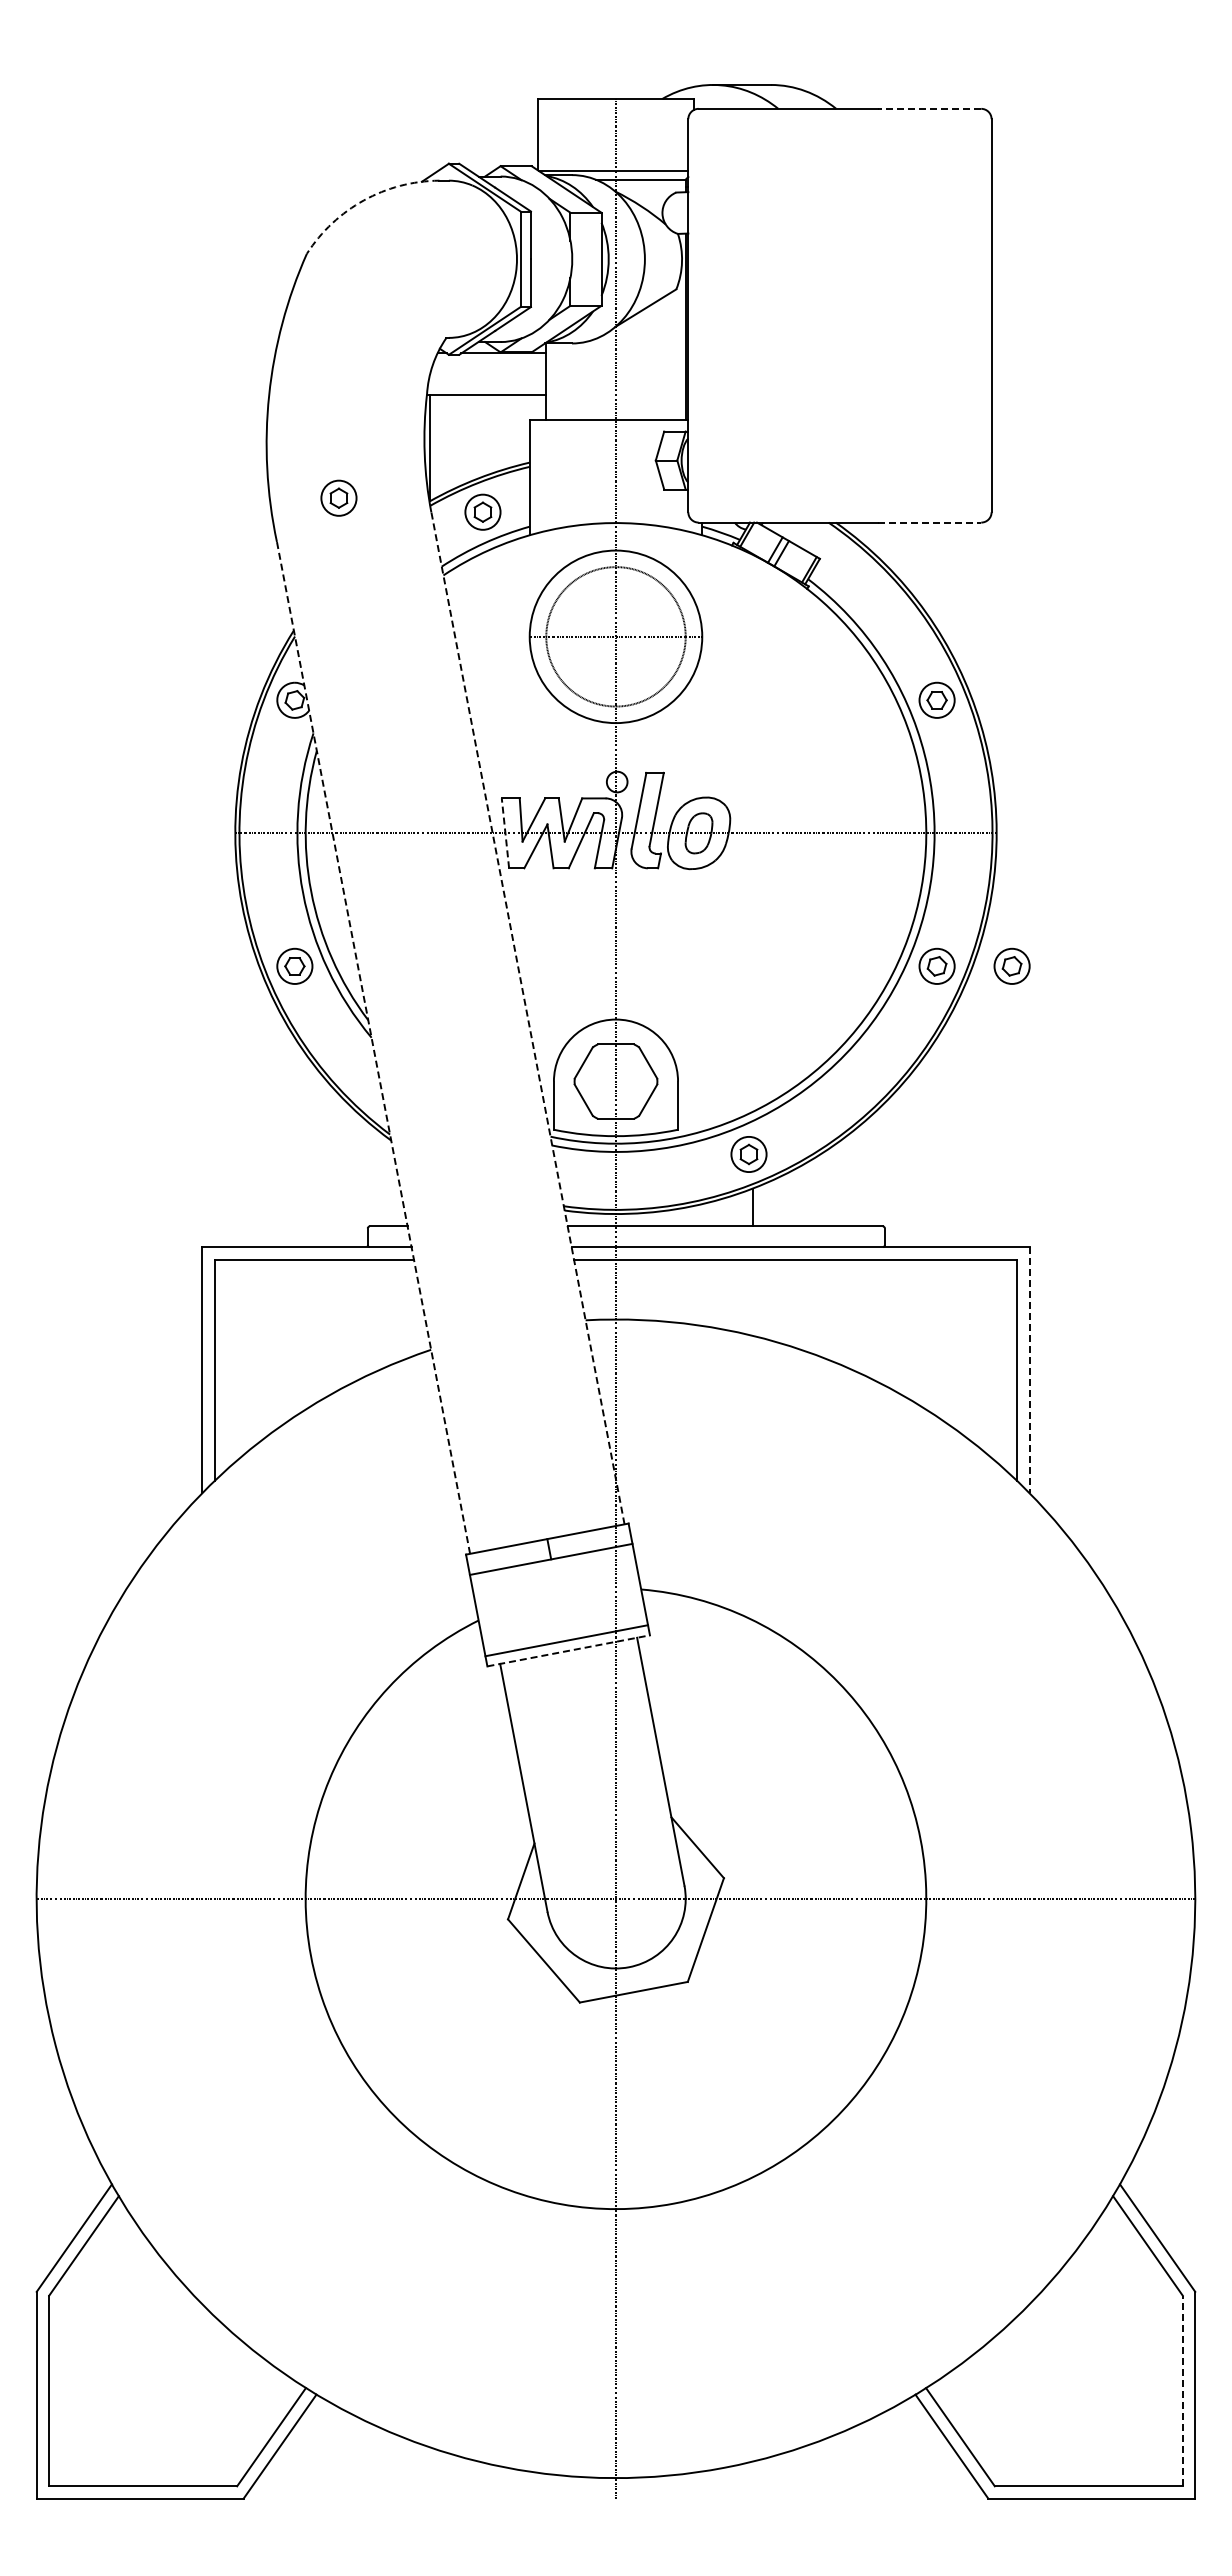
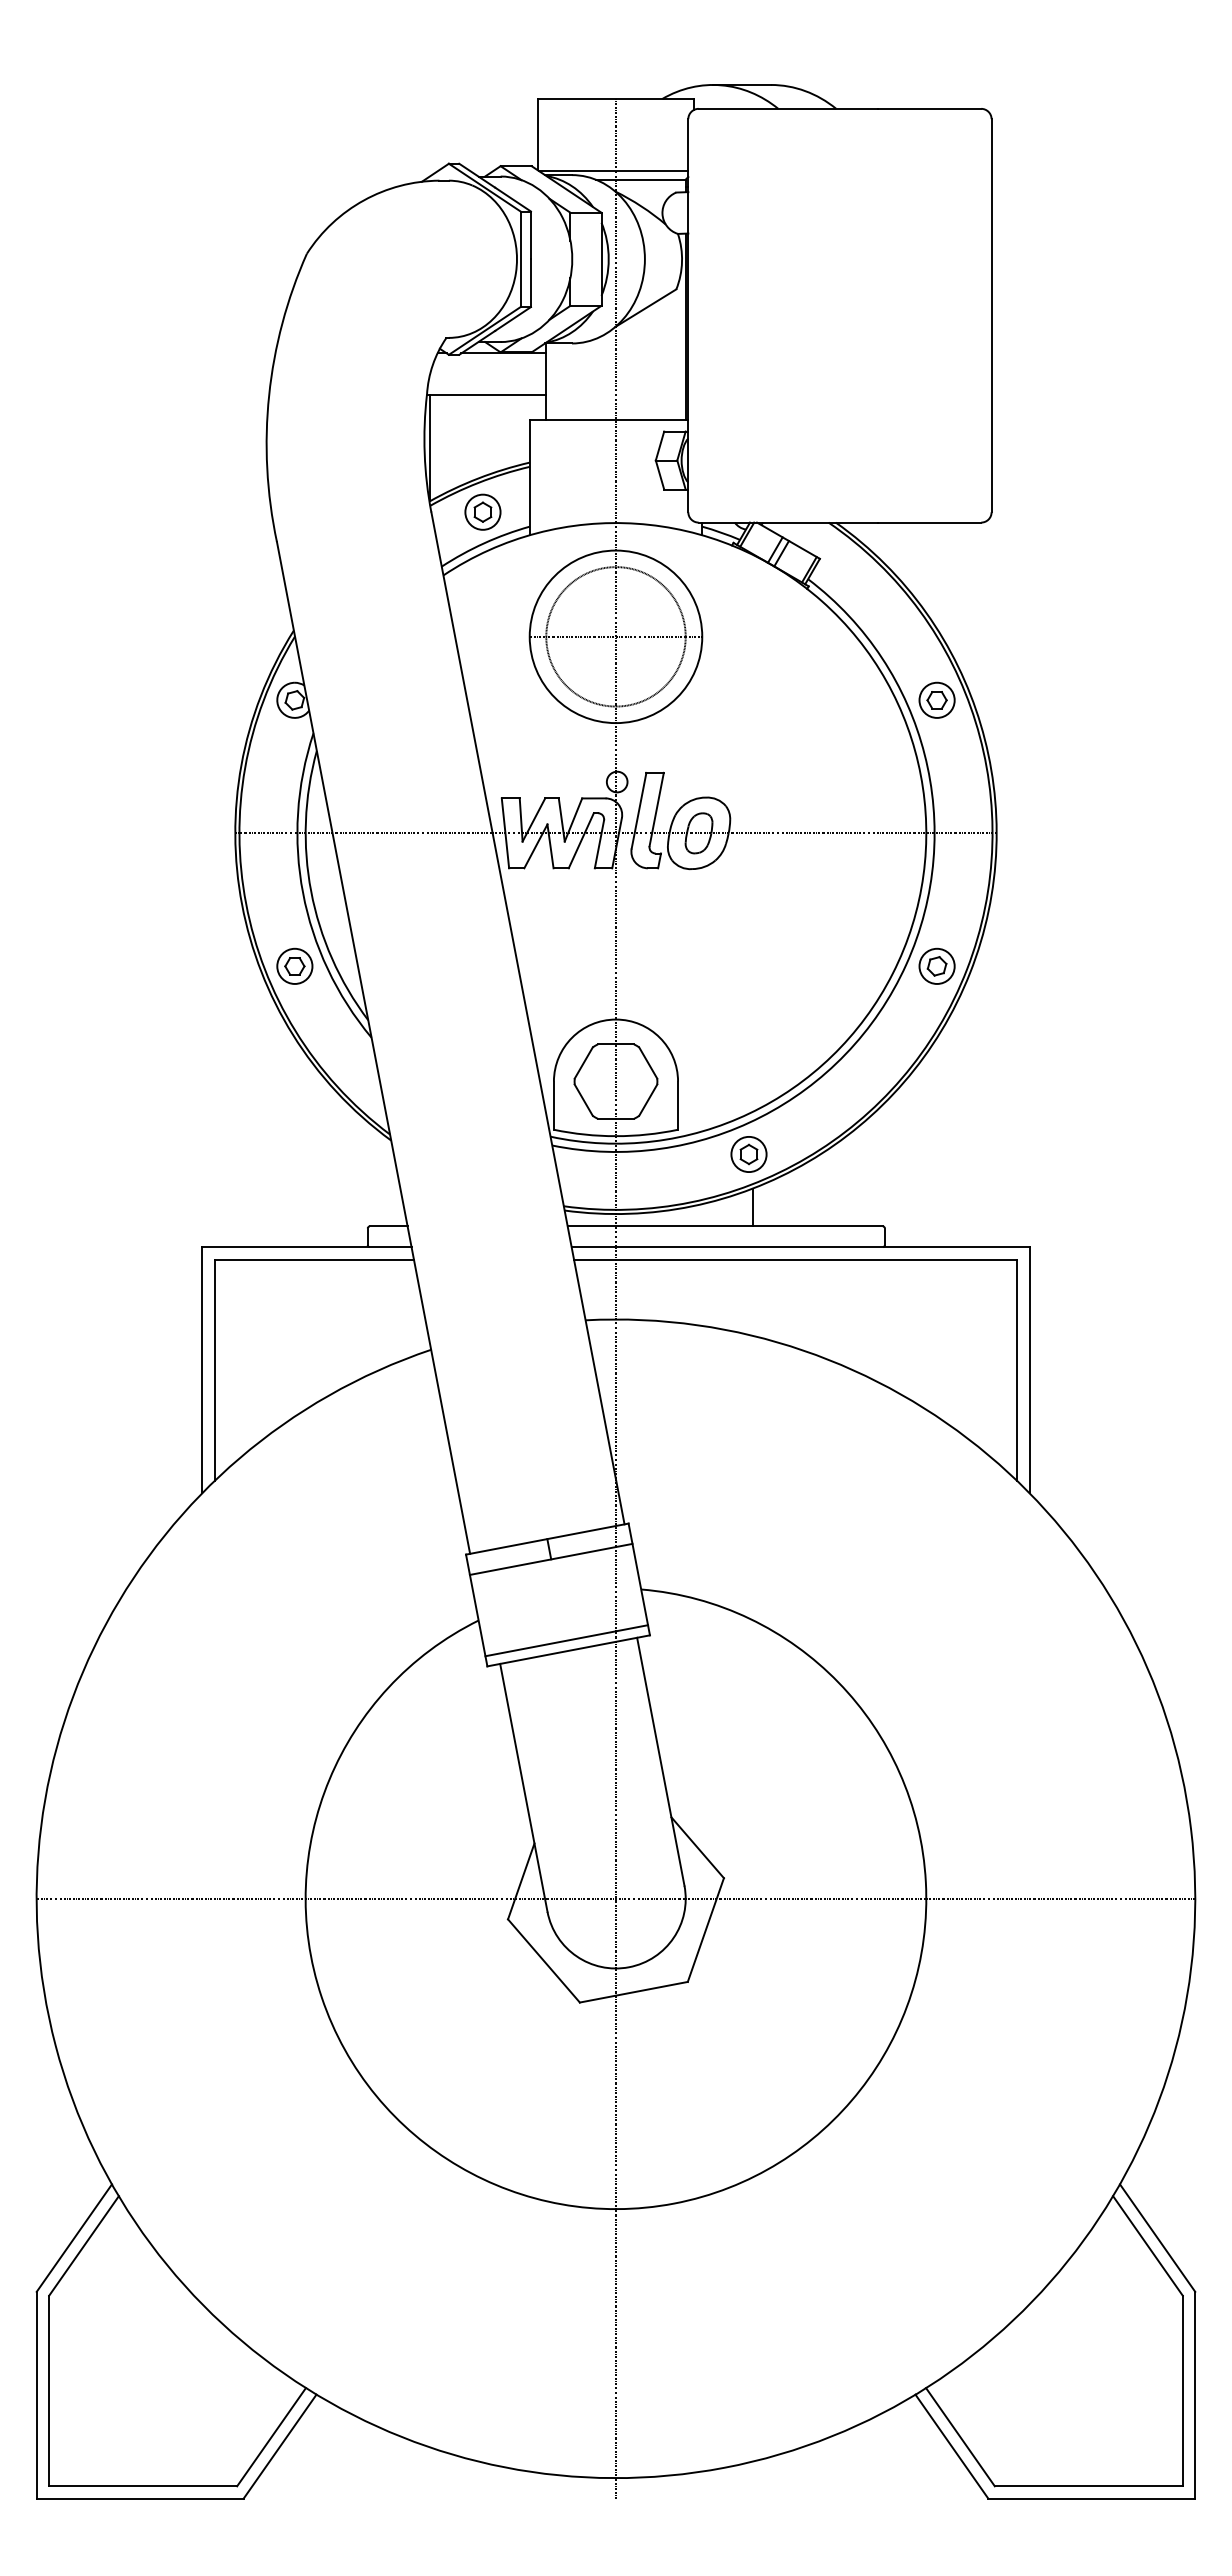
line: dashed -> solid (929, 108)
arc: dashed -> solid (363, 200)
part: present -> none (338, 497)
line: dashed -> solid (929, 522)
line: dashed -> solid (505, 832)
part: present -> none (1011, 965)
line: dashed -> solid (527, 1017)
line: dashed -> solid (373, 1047)
line: dashed -> solid (1029, 1370)
line: dashed -> solid (568, 1650)
line: dashed -> solid (1182, 2390)
